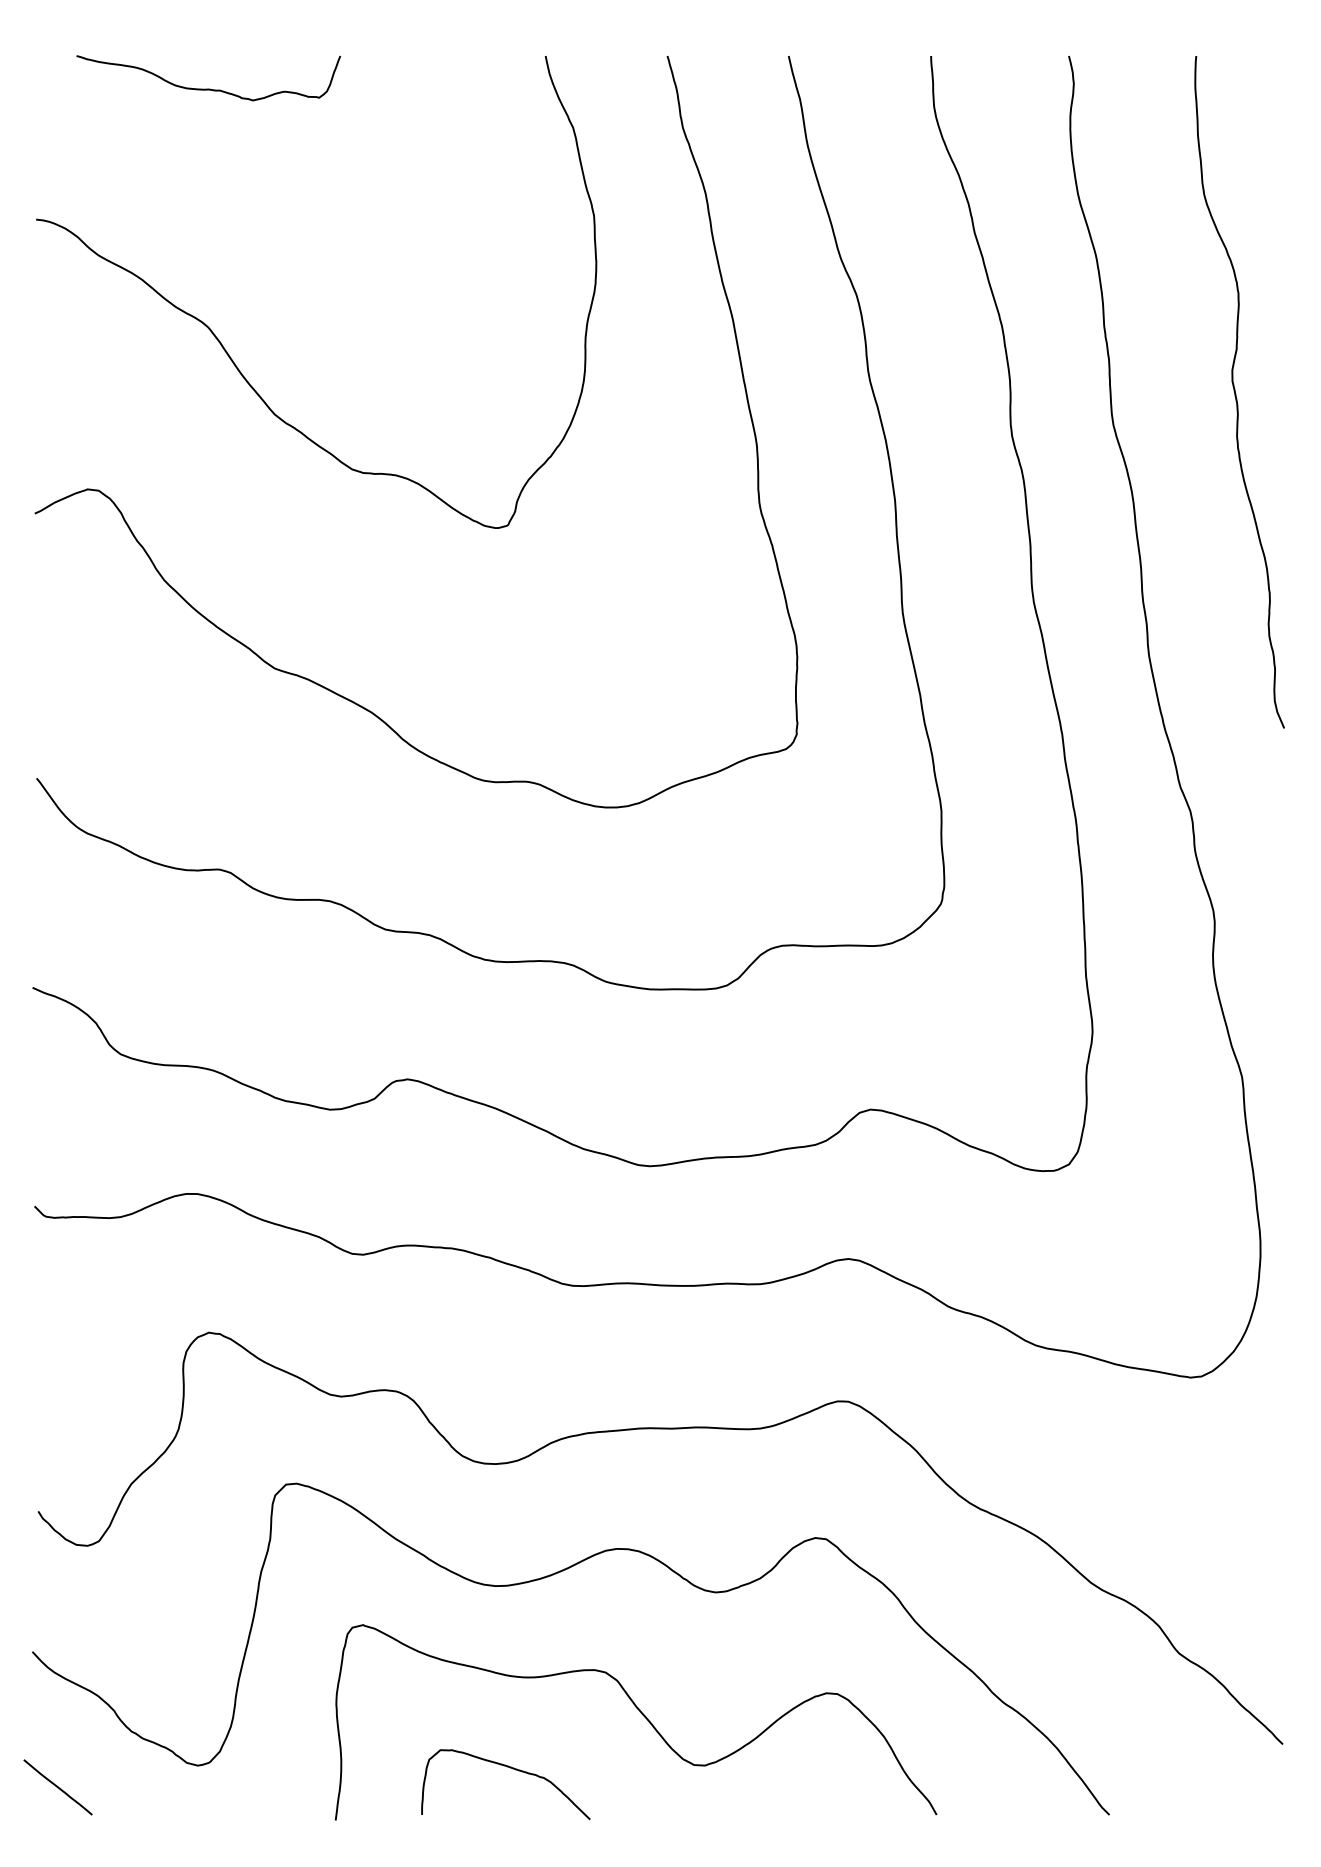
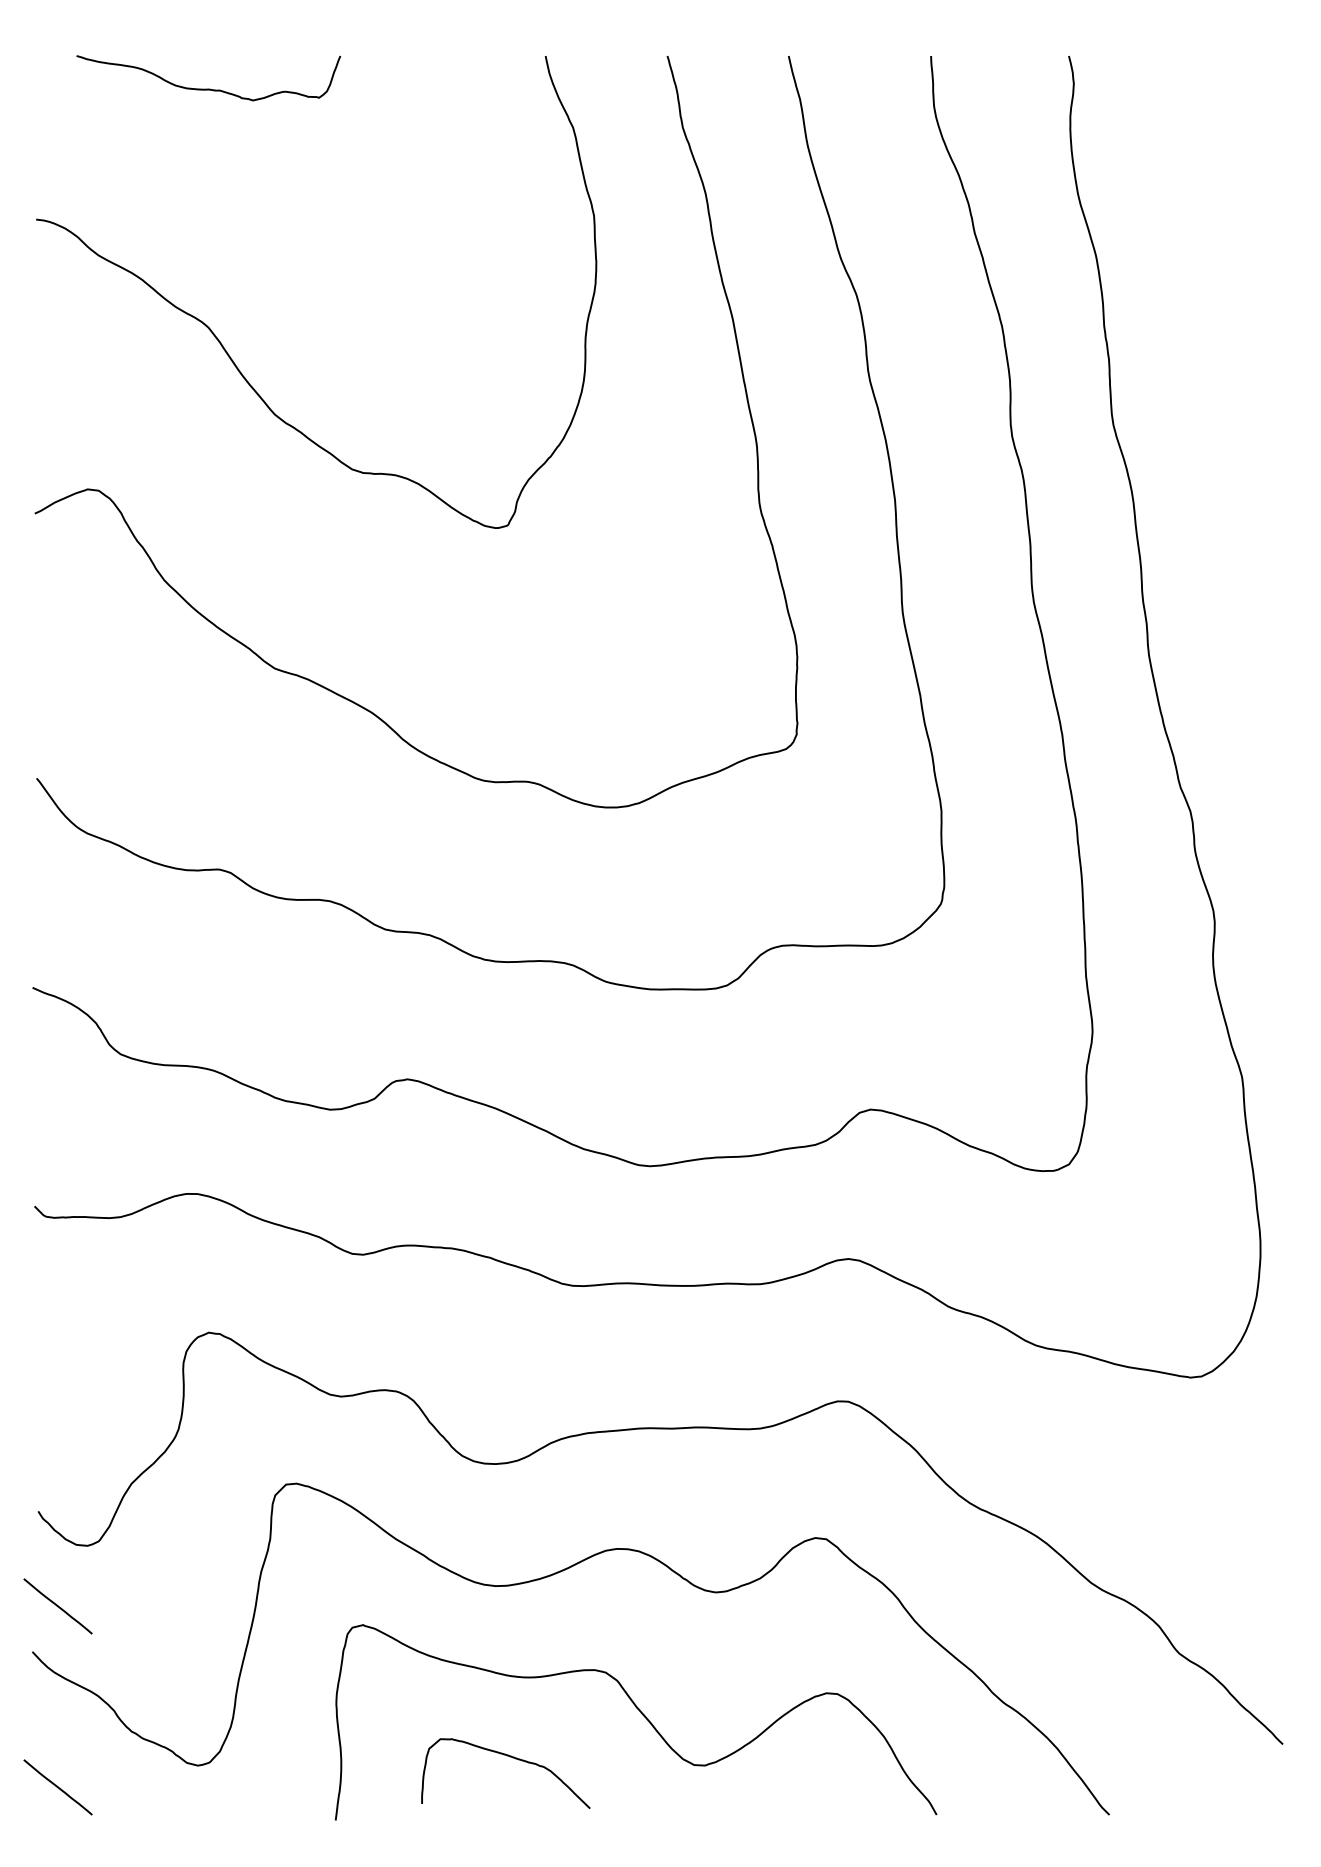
curve: present -> none (1236, 393)
line: none -> present (57, 1606)
curve position: (512, 1769) -> (512, 1758) (512, 1758)
